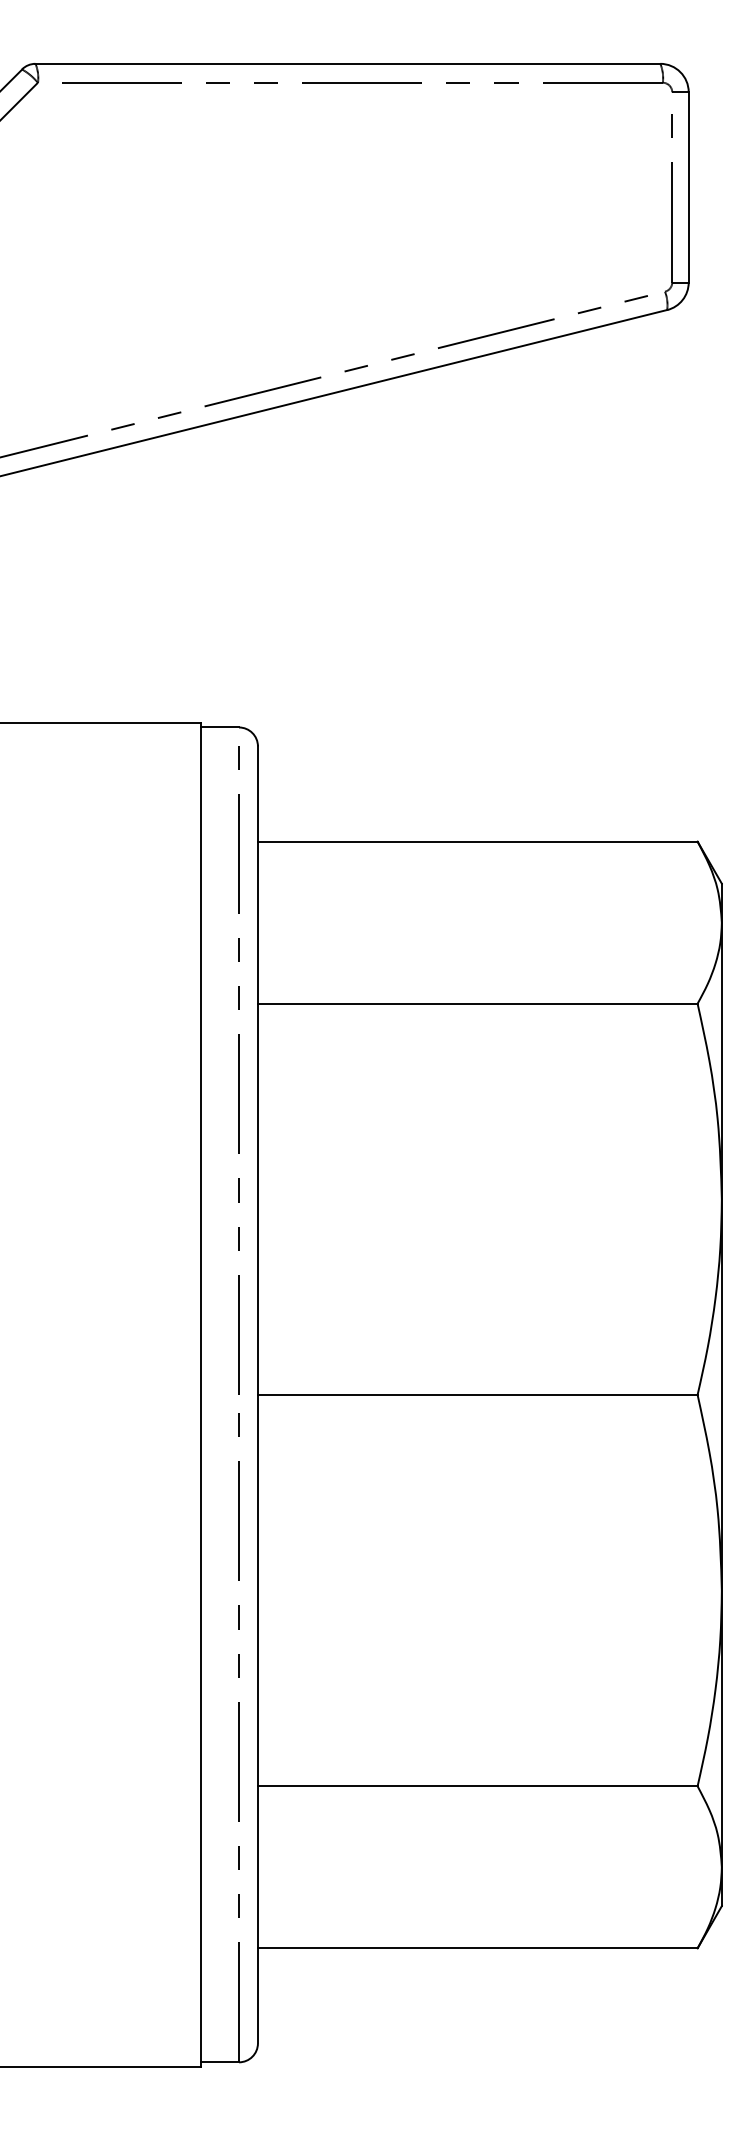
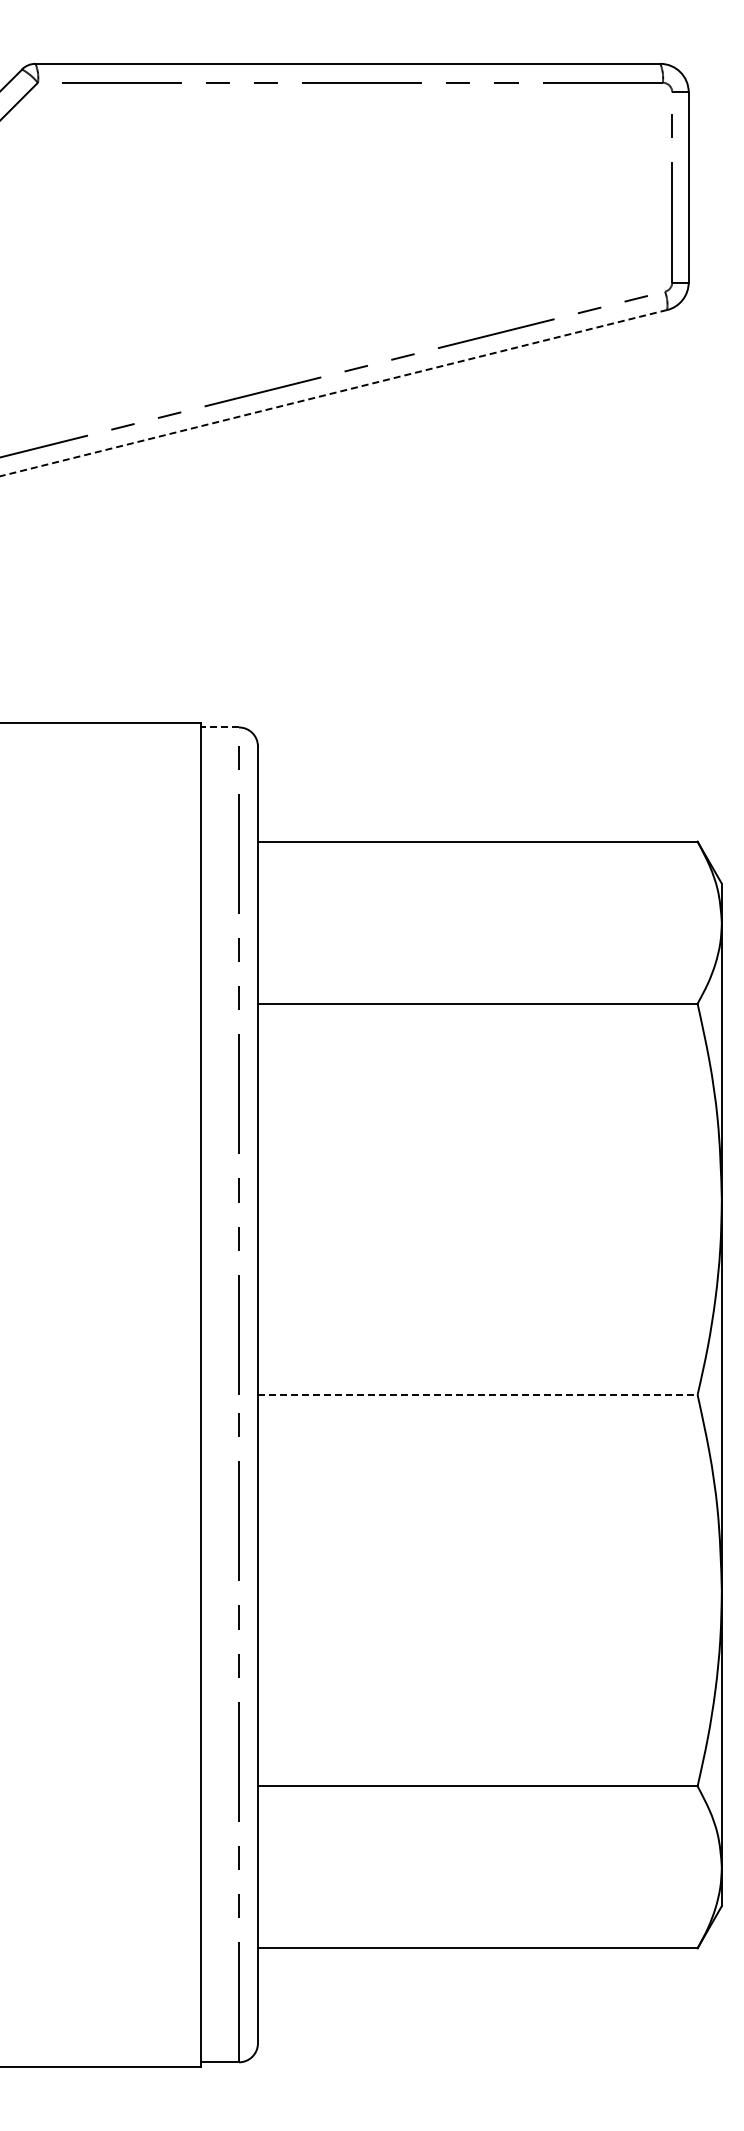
line: solid -> dashed (333, 393)
line: solid -> dashed (220, 727)
line: solid -> dashed (477, 1394)
